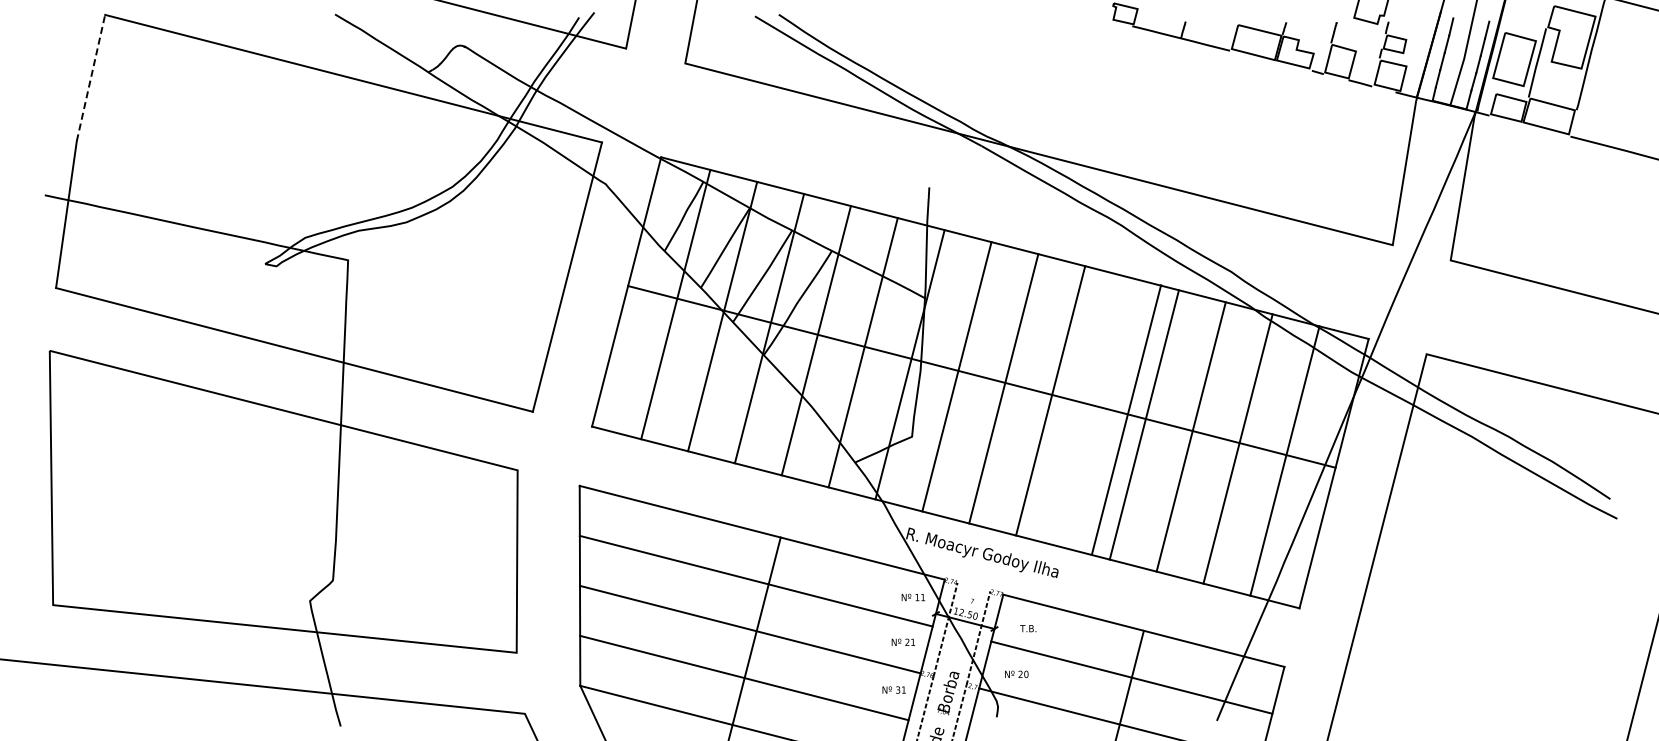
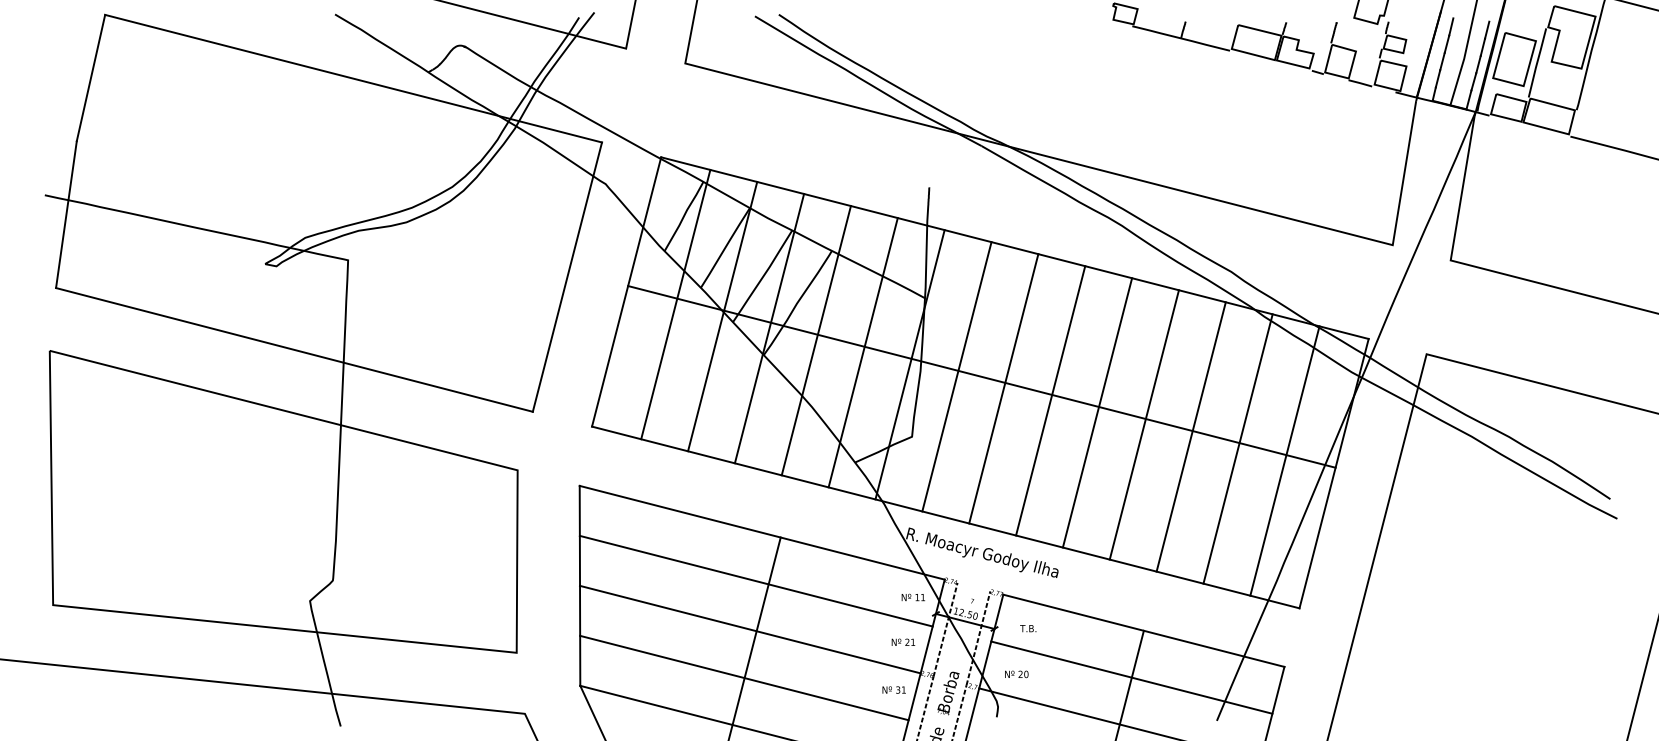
line: dashed -> solid (91, 78)
line position: (1126, 419) -> (1097, 412) (1097, 412)
